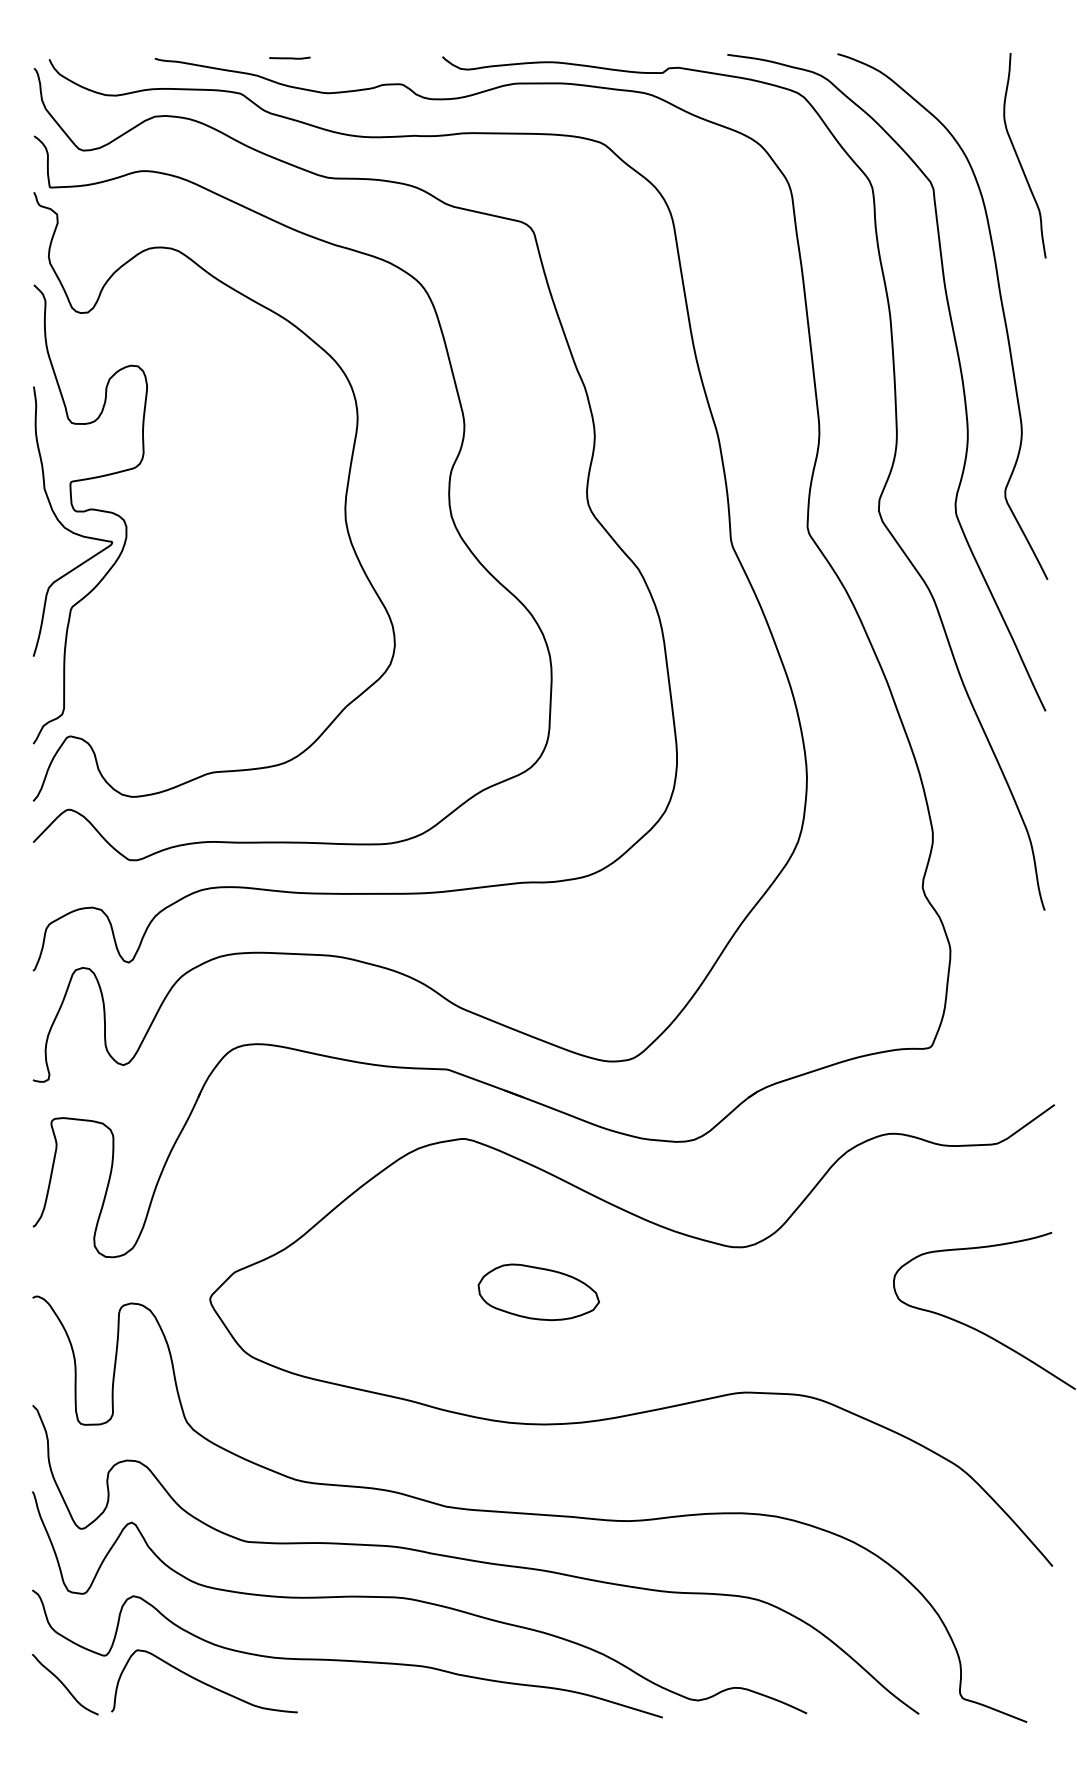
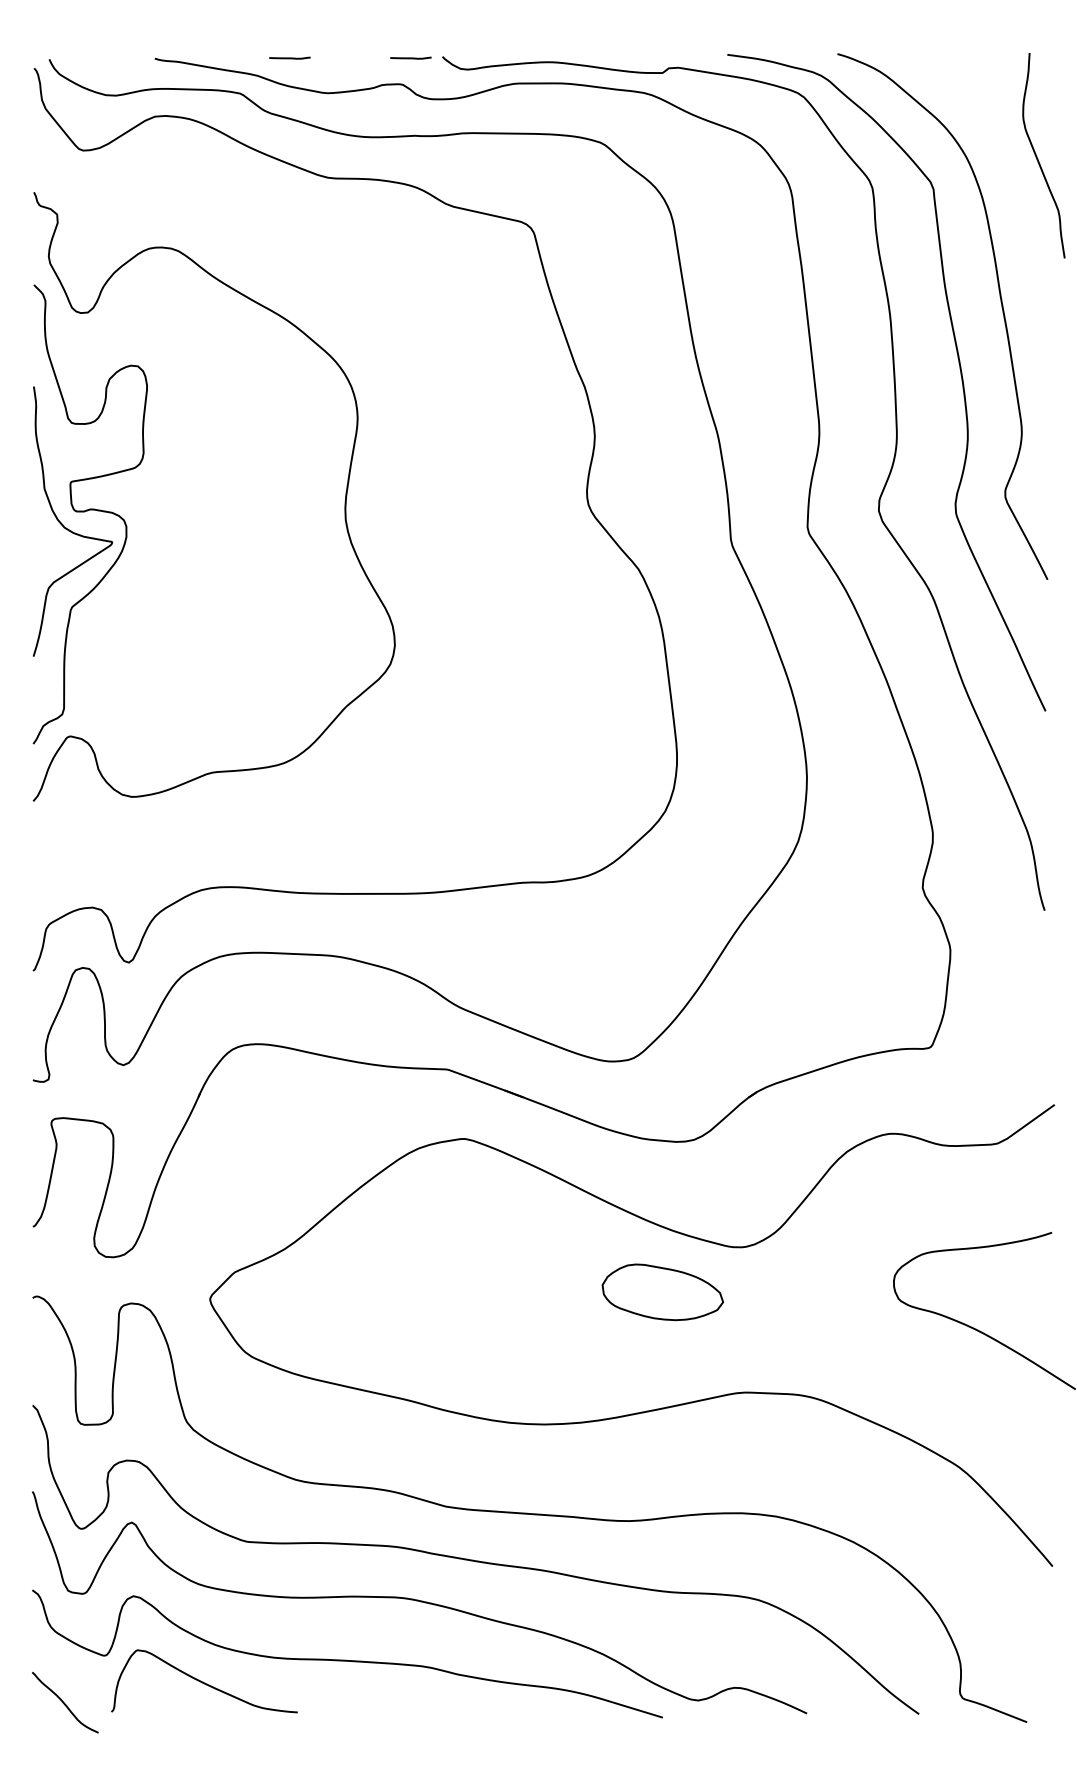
line: none -> present (410, 57)
curve position: (1019, 158) -> (1038, 158) (1038, 158)
curve: present -> none (448, 498)
part position: (538, 1292) -> (662, 1292) (662, 1292)
curve position: (64, 1684) -> (64, 1702) (64, 1702)
